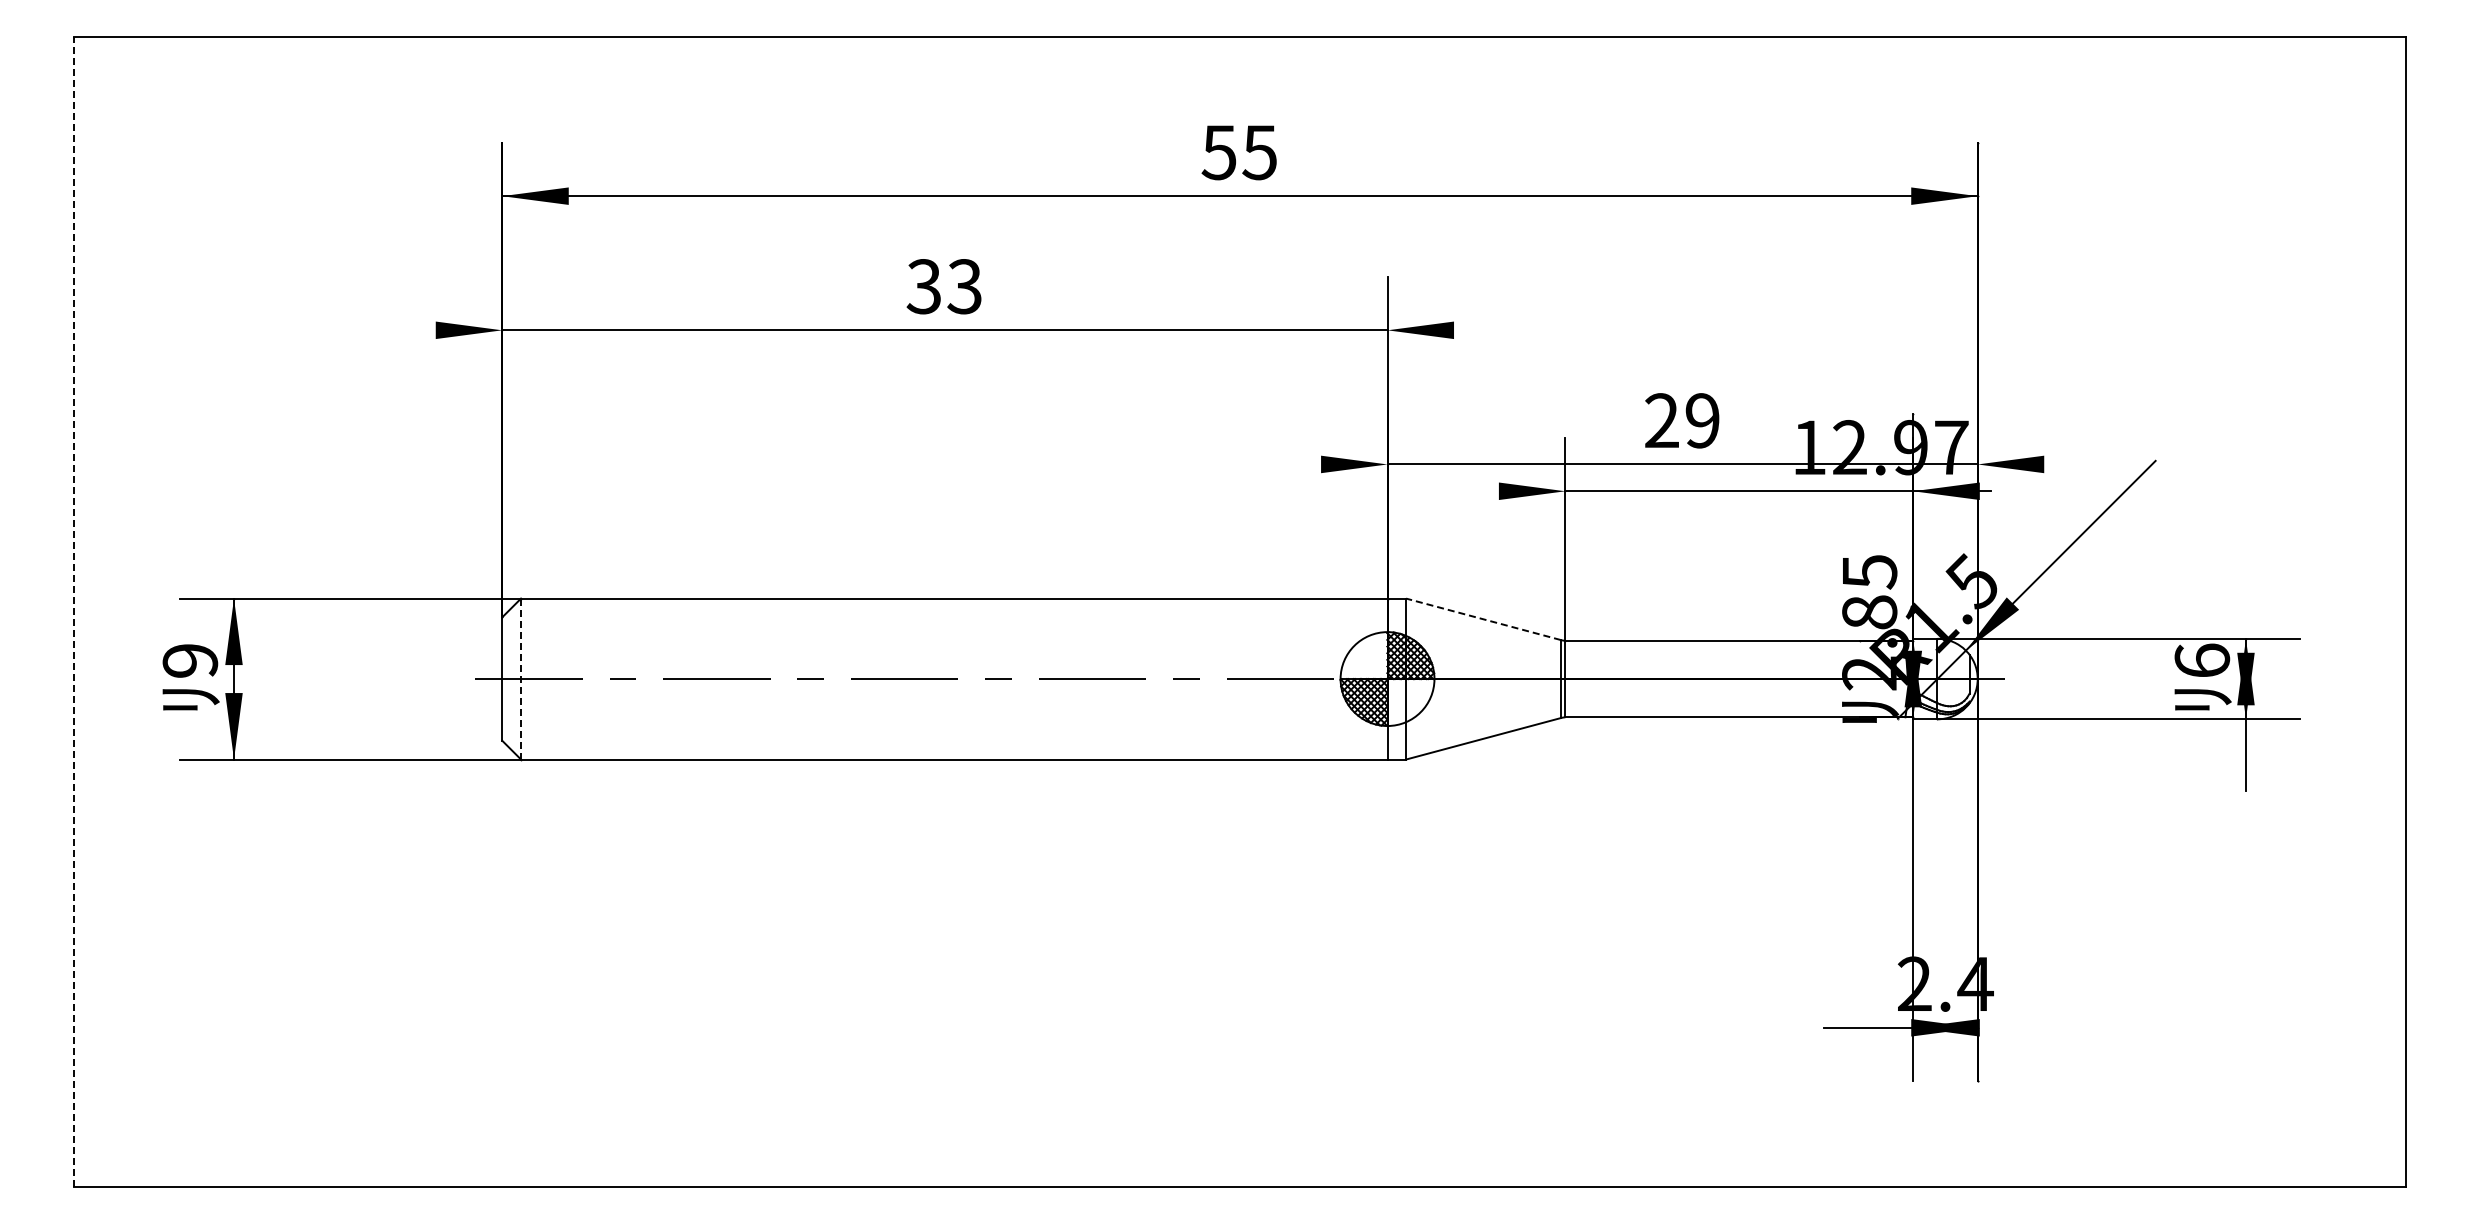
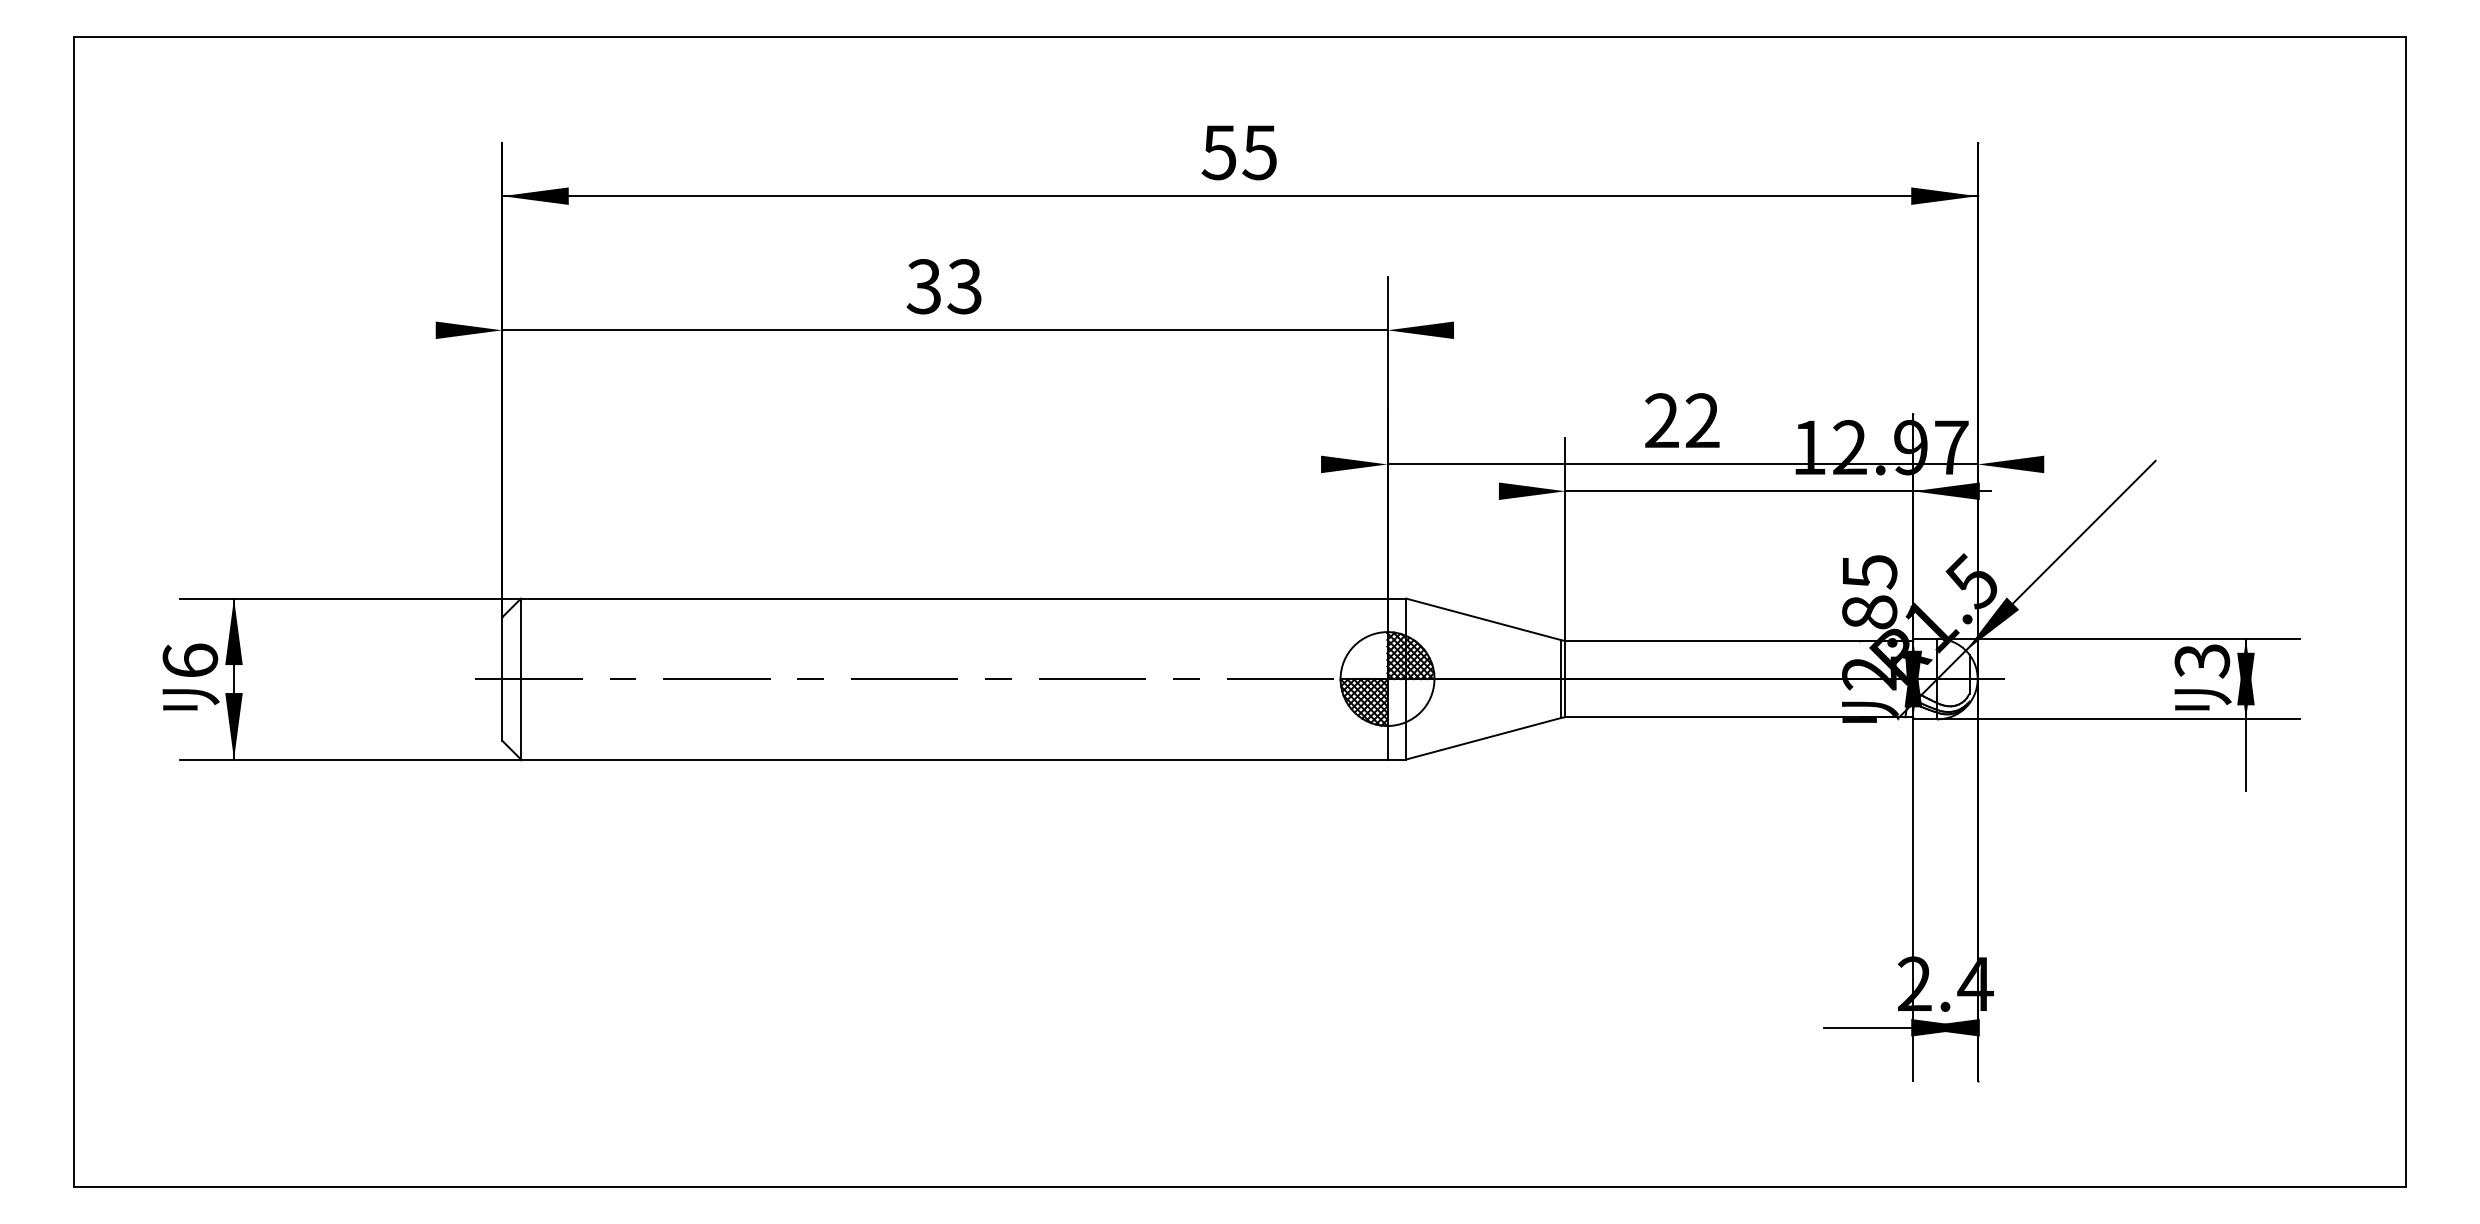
text: 29 -> 22 (1702, 420)
line: dashed -> solid (74, 611)
line: dashed -> solid (1482, 619)
text: 9 -> 6 (190, 660)
text: 6 -> 3 (2202, 660)
line: dashed -> solid (521, 679)
